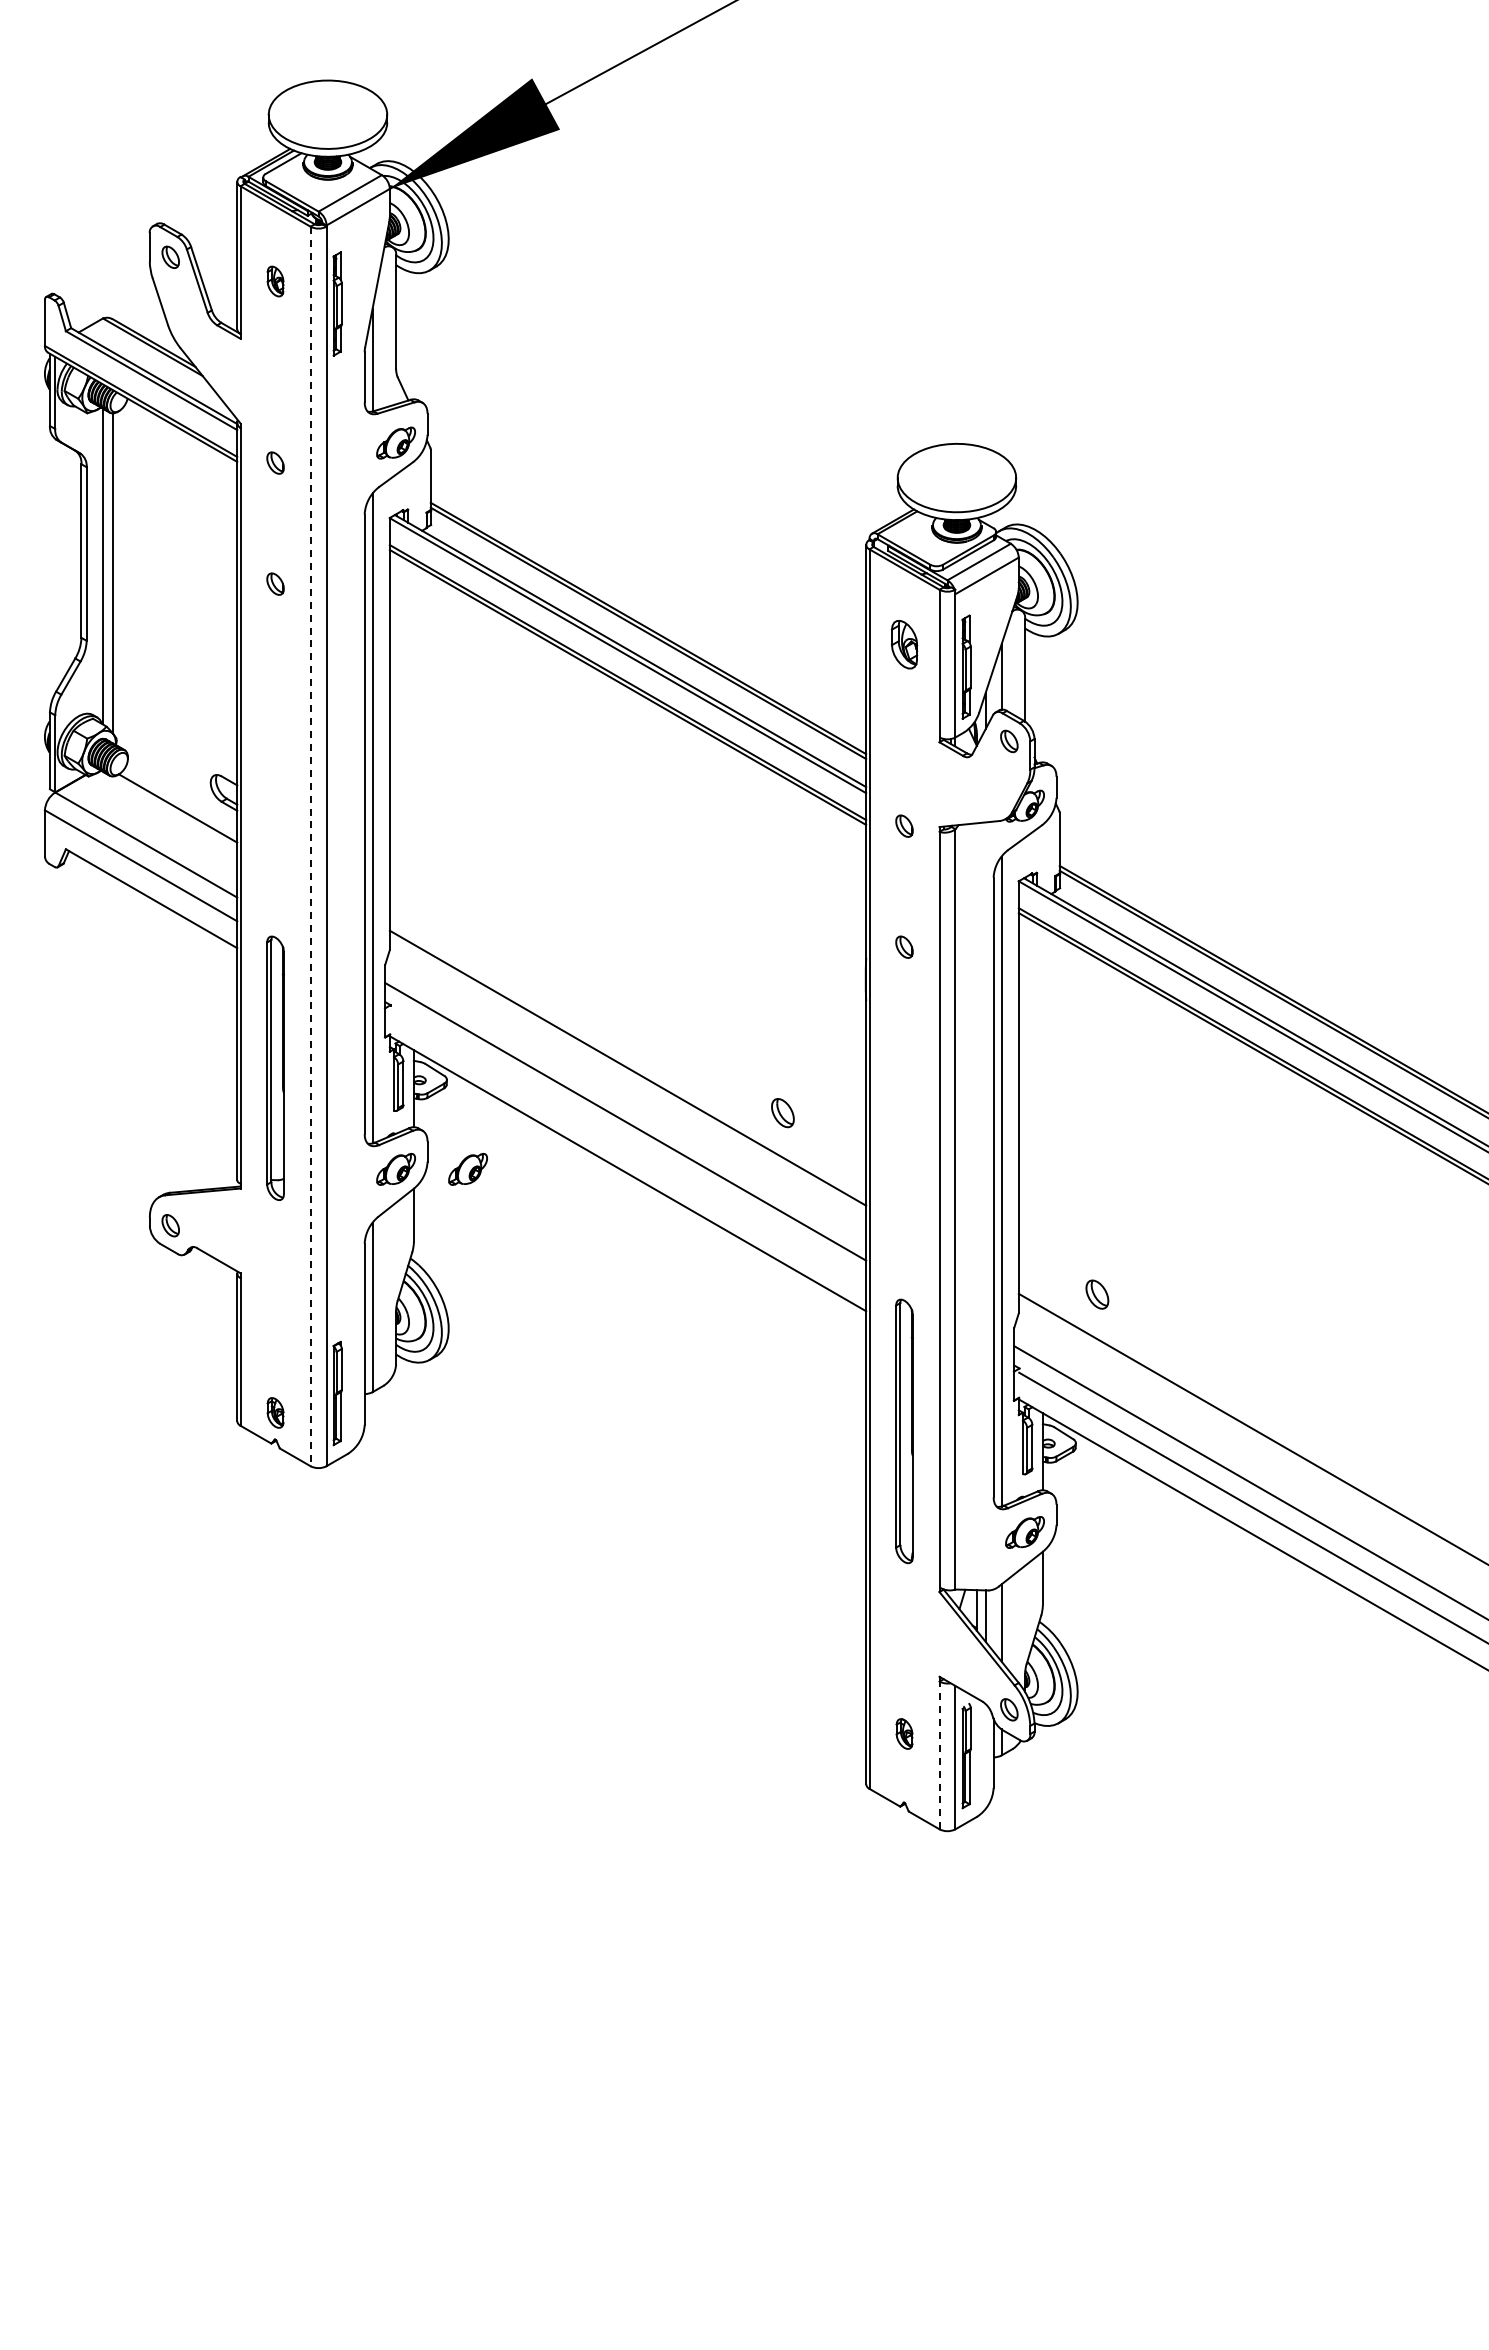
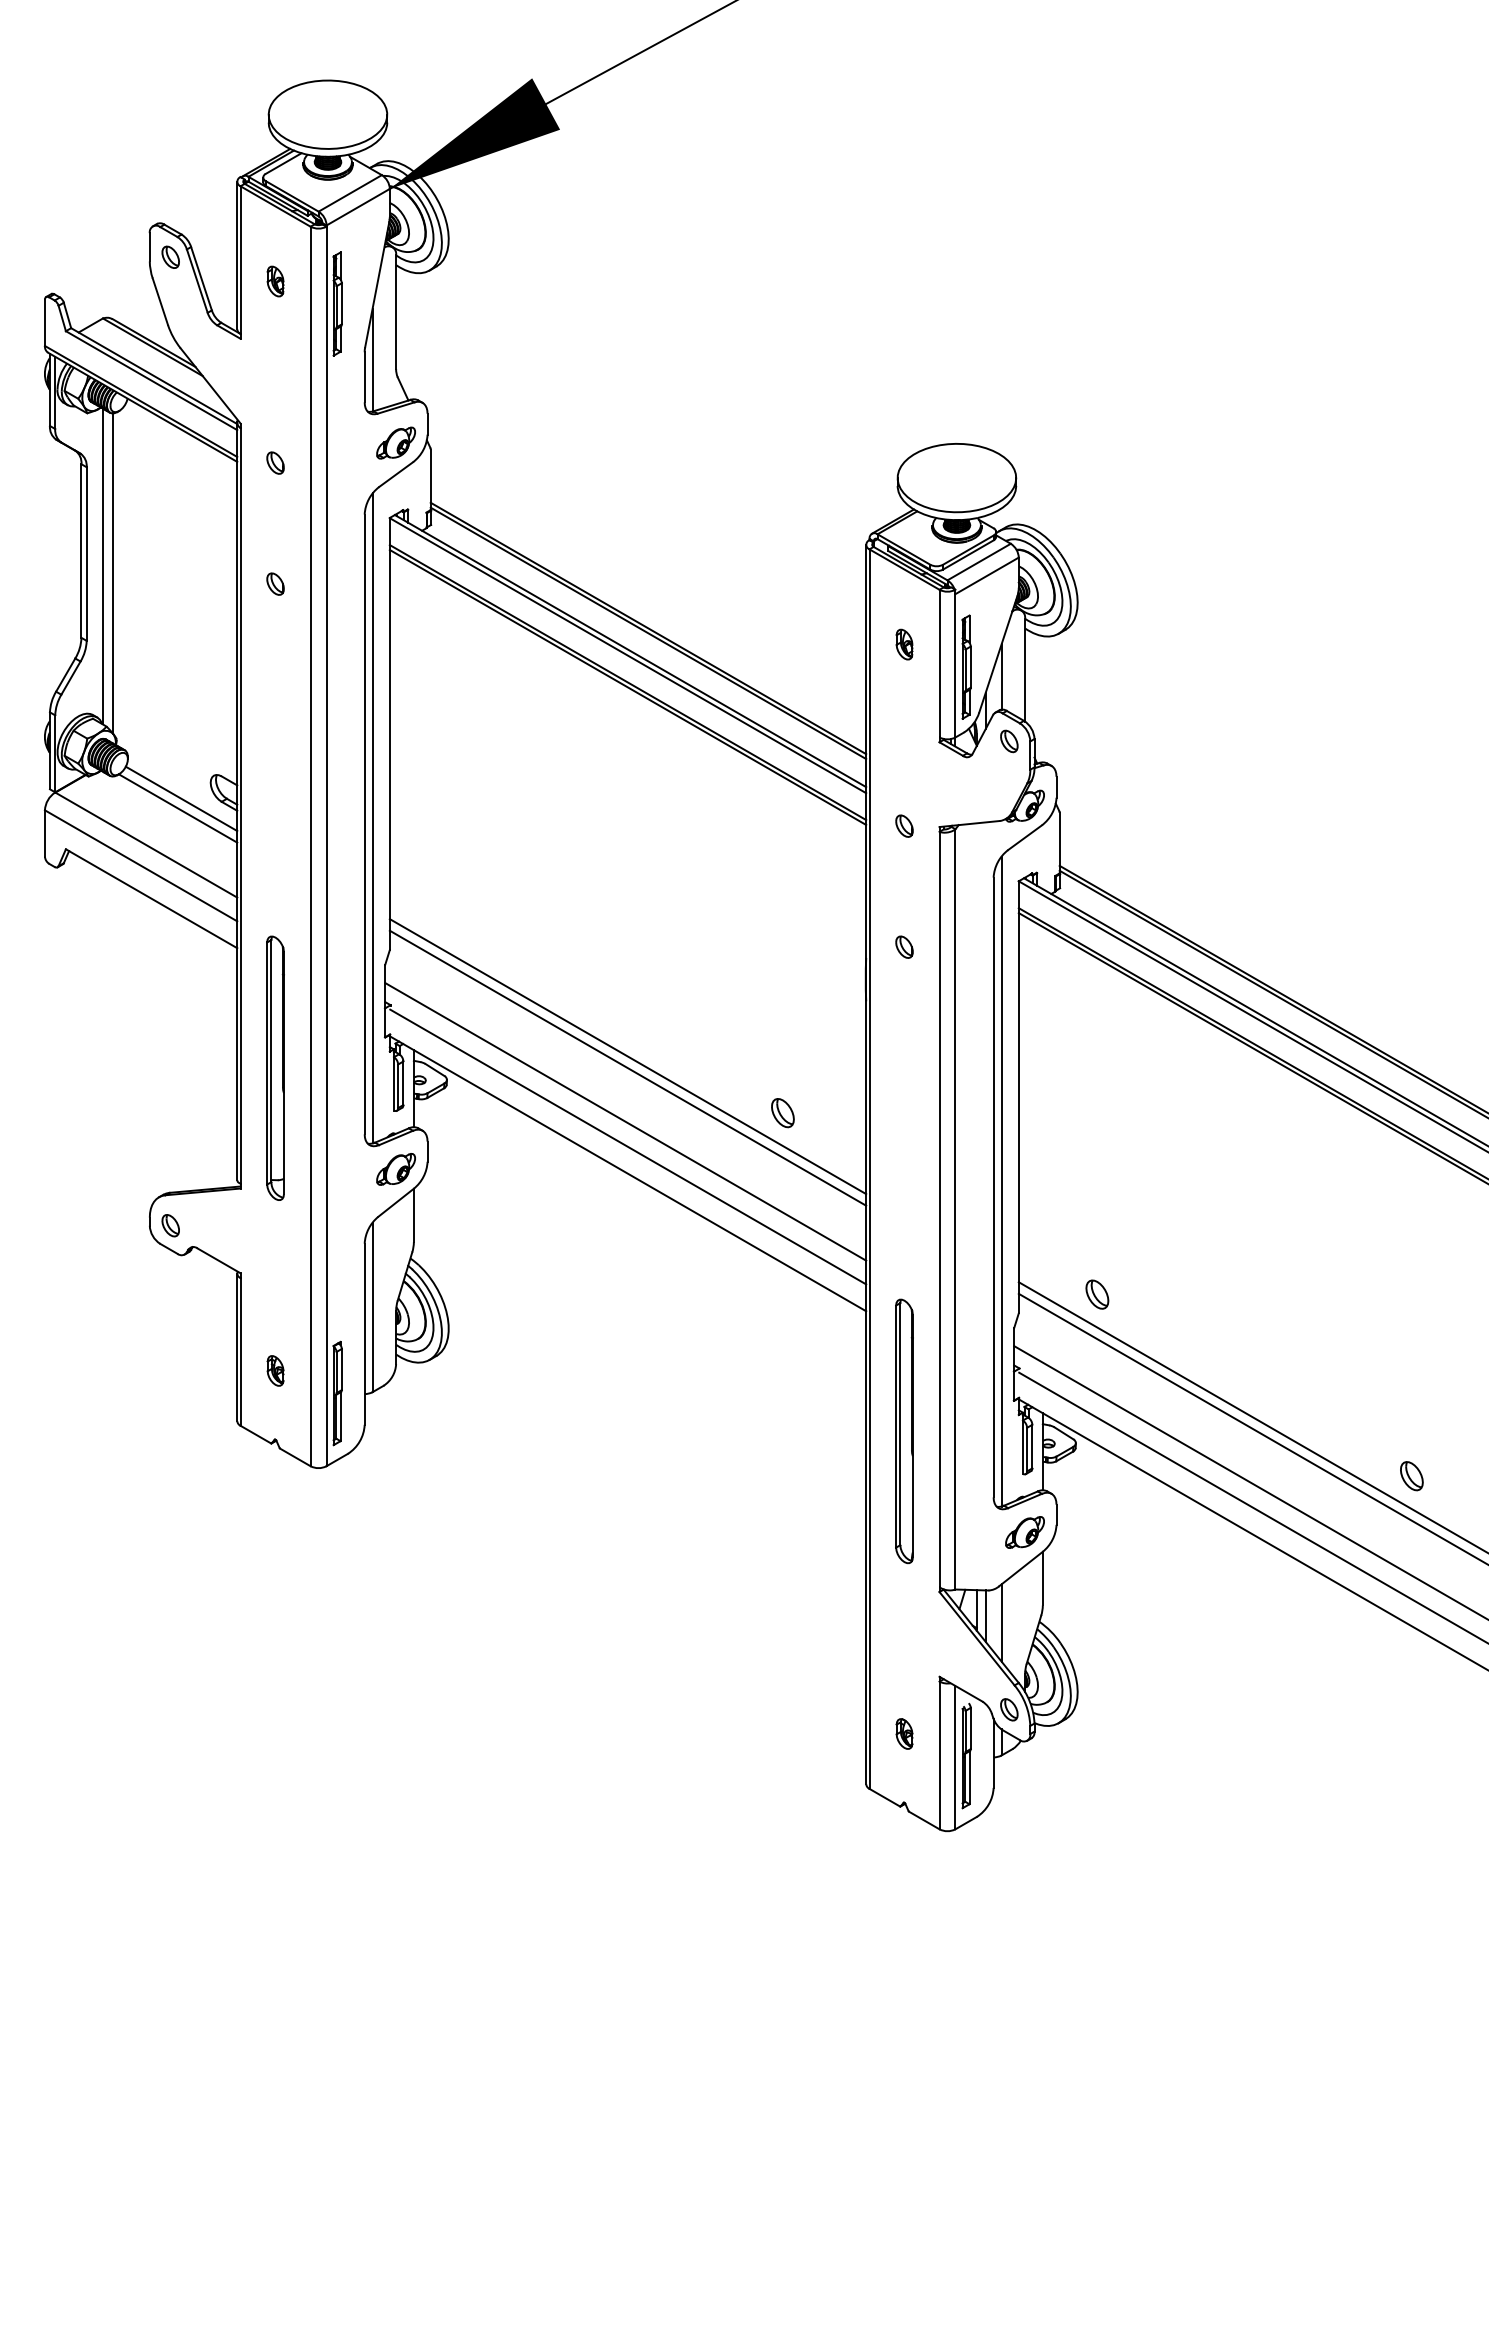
part size: 29x50 px -> 19x33 px (904, 644)
line: none -> present (181, 798)
line: dashed -> solid (310, 846)
line: none -> present (627, 1056)
line: none -> present (628, 1146)
part: present -> none (467, 1169)
part position: (275, 1412) -> (275, 1370) (275, 1370)
line: none -> present (1251, 1416)
part: none -> present (1411, 1476)
line: dashed -> solid (939, 1755)
